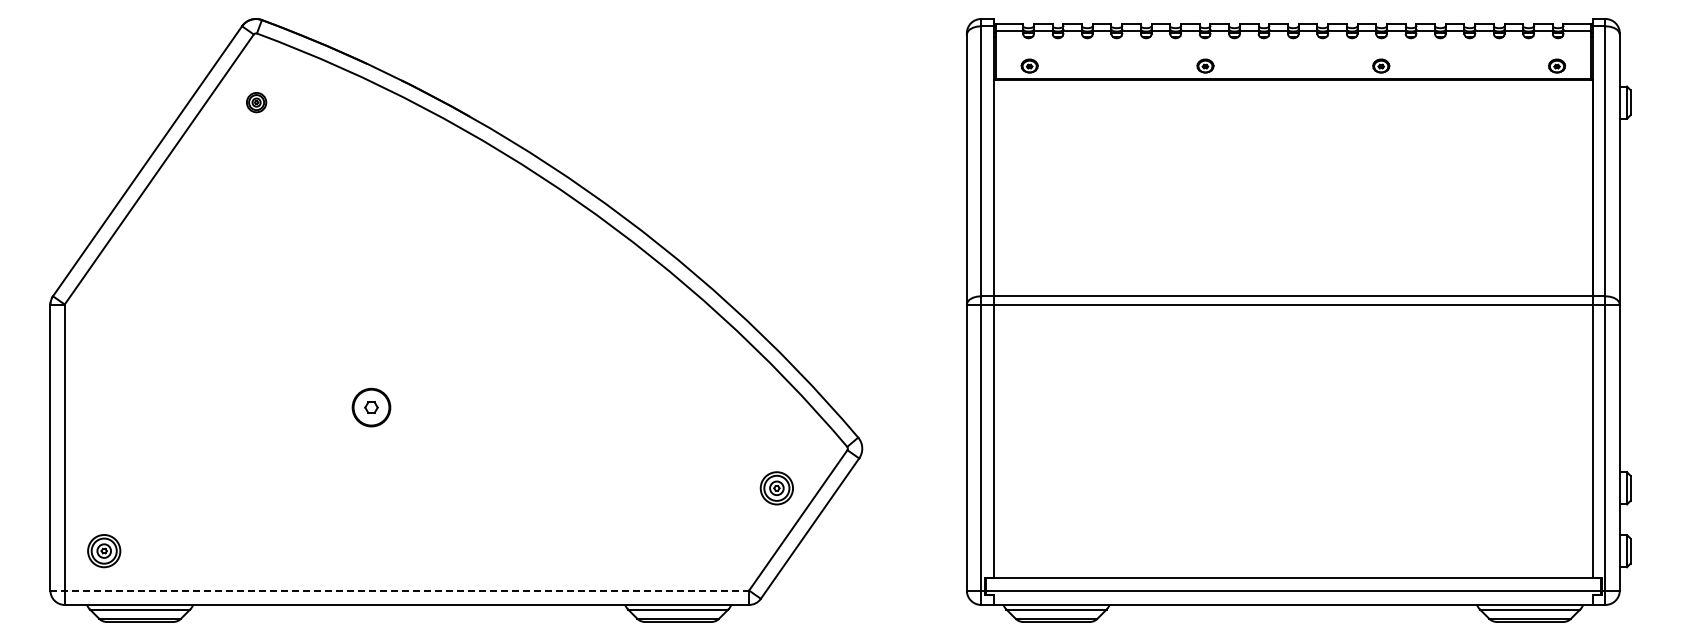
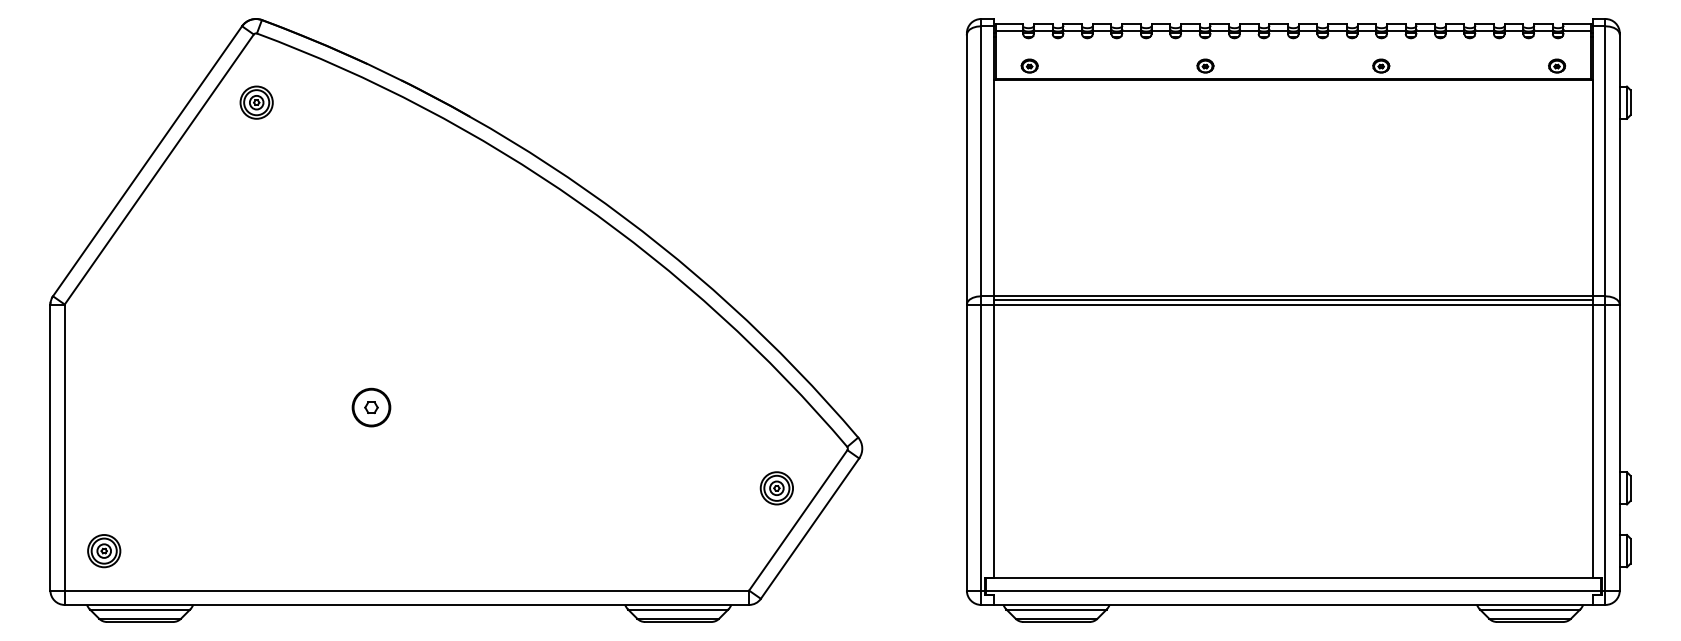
part size: 22x22 px -> 35x35 px (256, 102)
line: none -> present (1292, 300)
line: dashed -> solid (400, 590)
